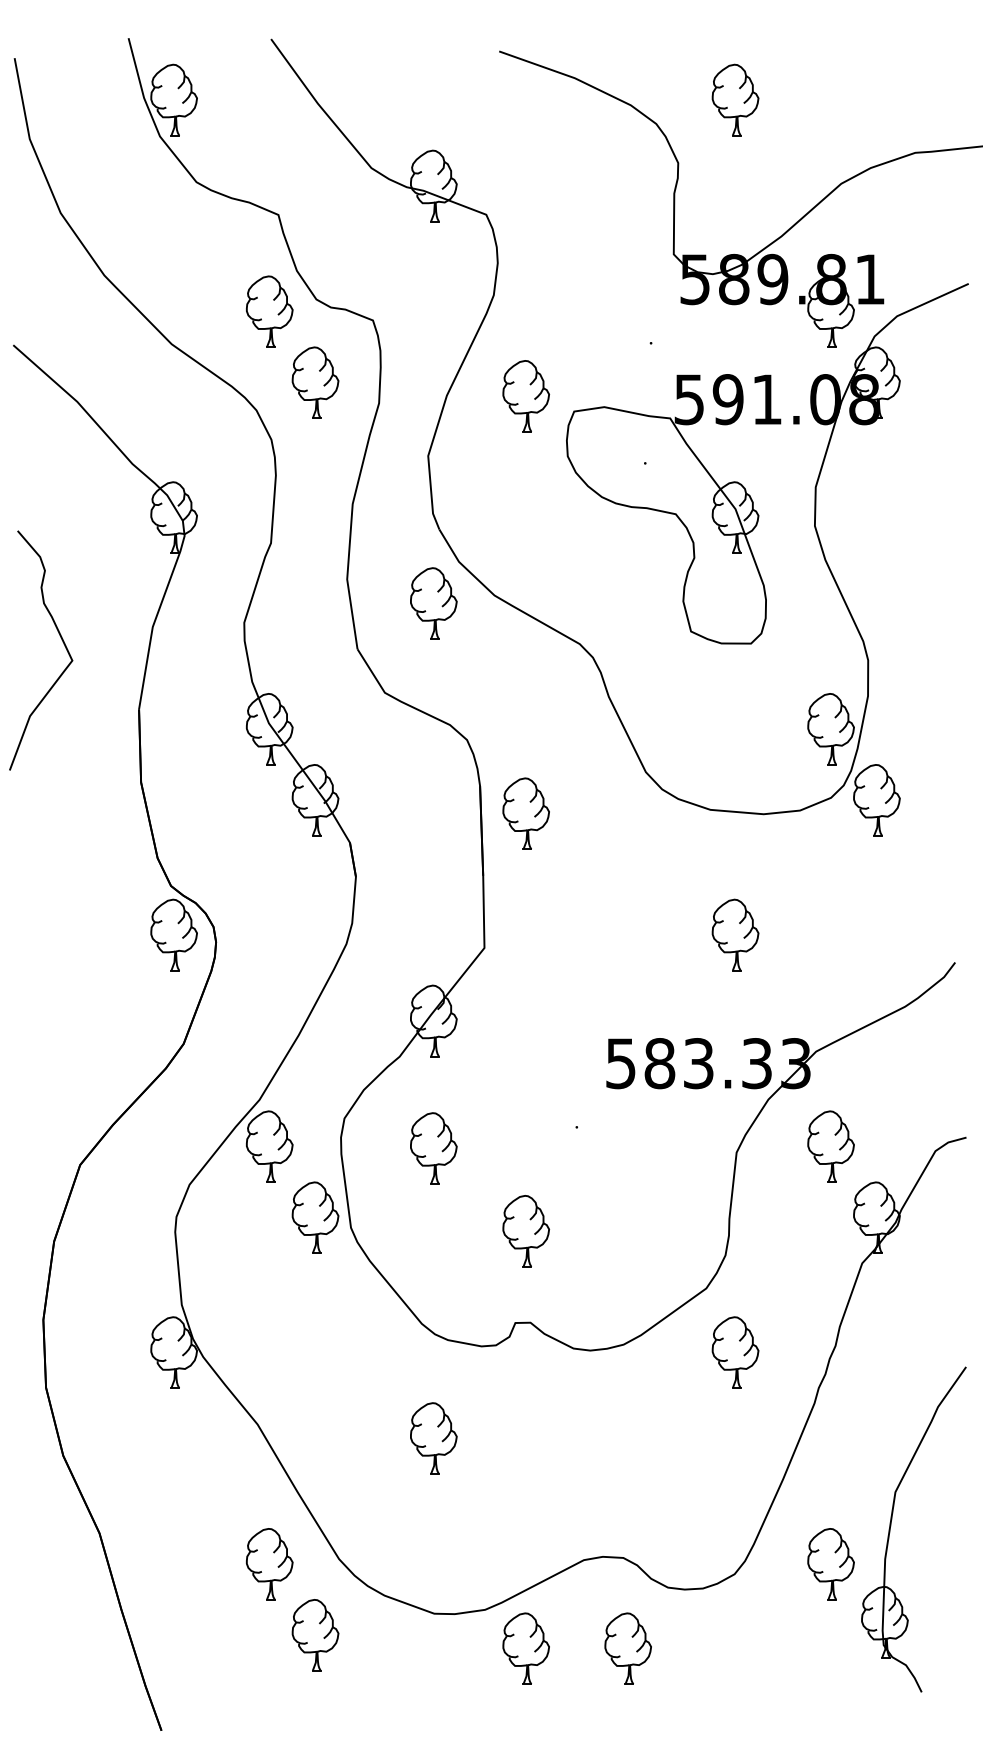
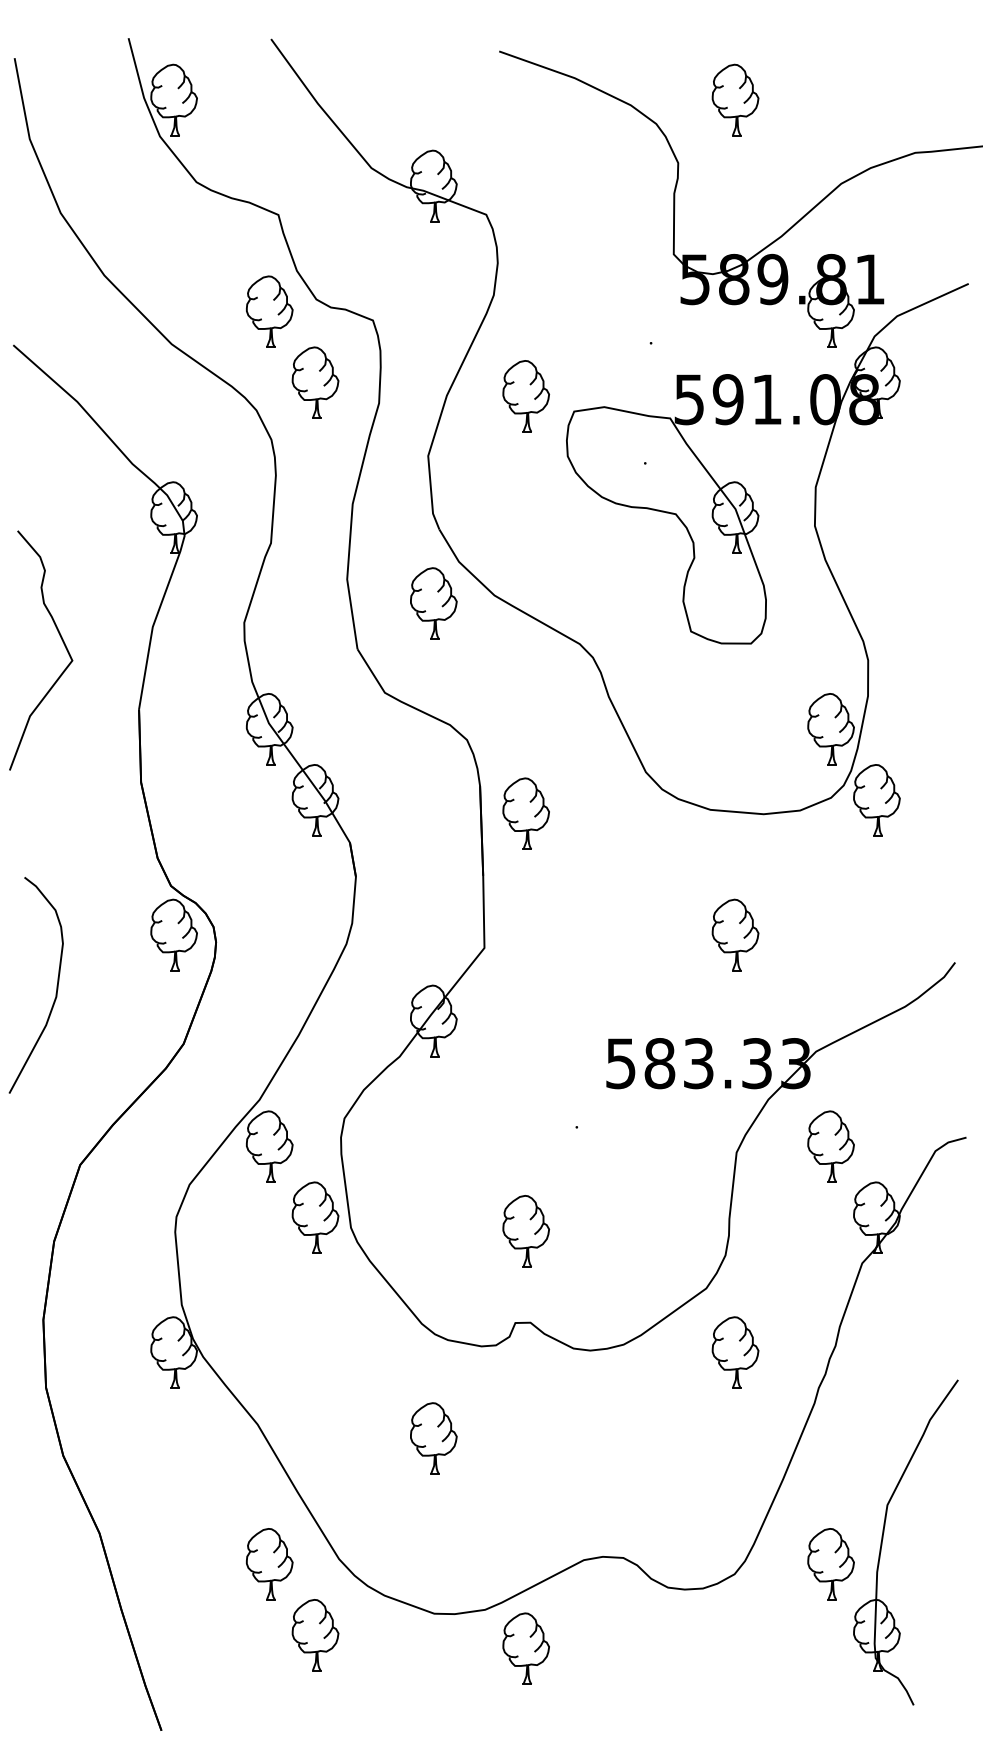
curve: none -> present (56, 985)
part: present -> none (433, 1148)
part position: (891, 1526) -> (883, 1539) (883, 1539)
part: present -> none (627, 1648)
